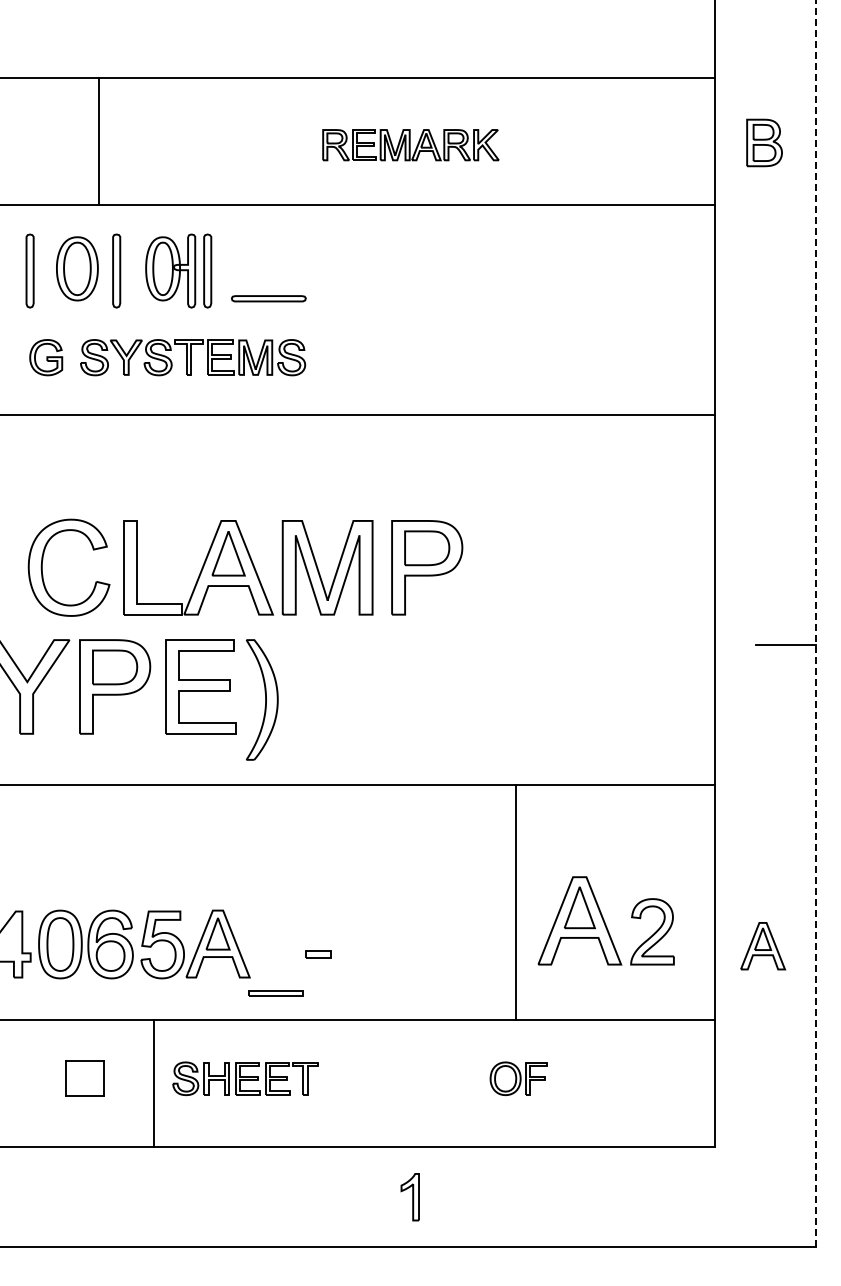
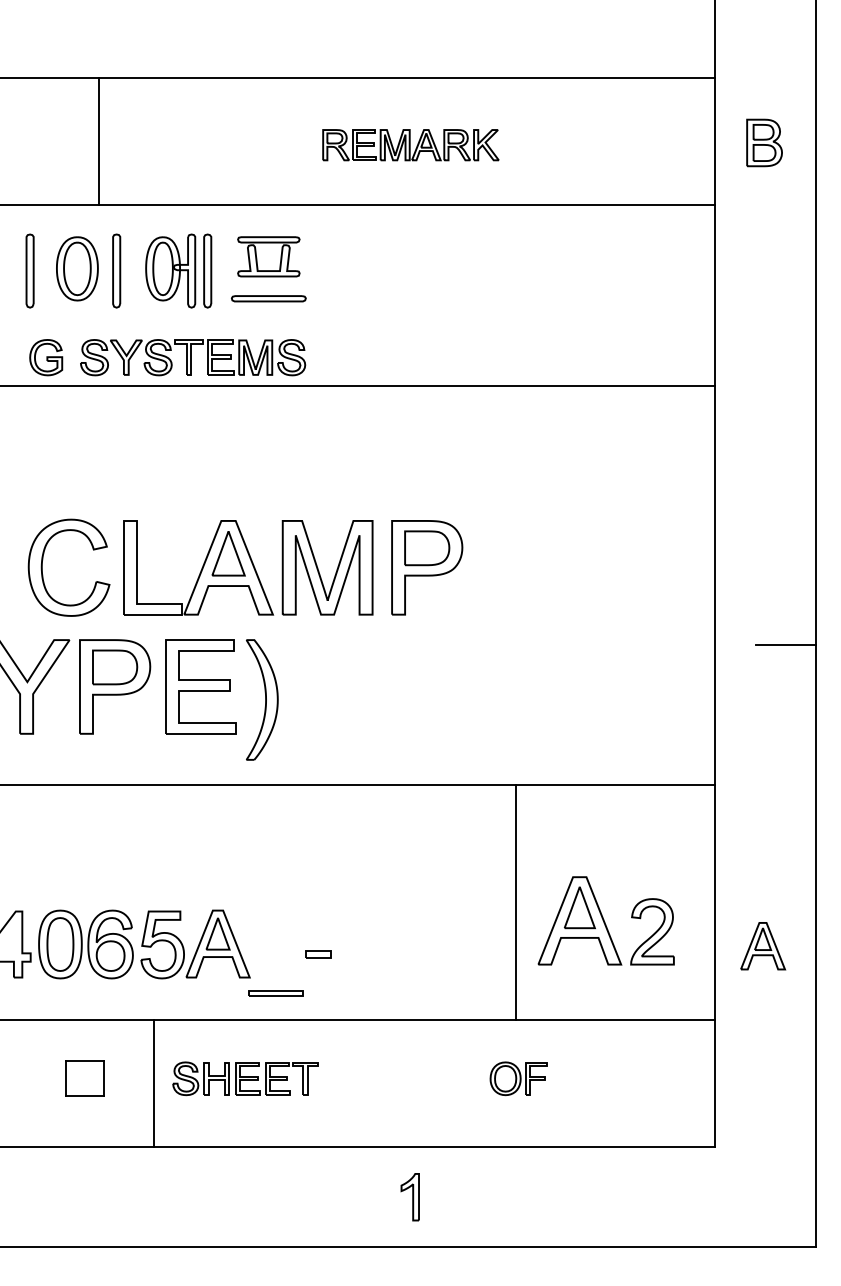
part: none -> present (268, 256)
line position: (358, 414) -> (358, 385) (358, 385)
line: dashed -> solid (815, 623)
